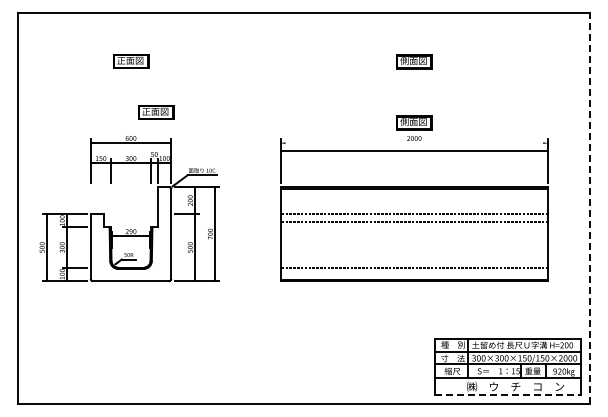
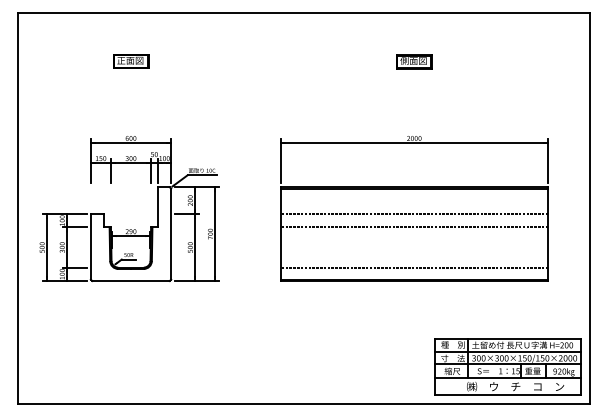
part: present -> none (156, 112)
part: present -> none (414, 122)
line position: (414, 151) -> (414, 143) (414, 143)
line: dashed -> solid (589, 208)
line position: (414, 222) -> (414, 227) (414, 227)
line: dashed -> solid (508, 395)
